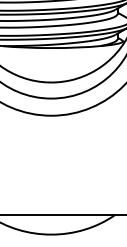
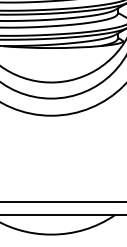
line: none -> present (62, 202)
